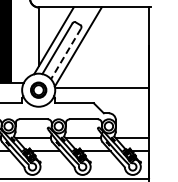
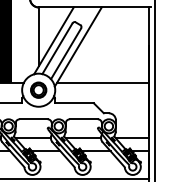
line: dashed -> solid (65, 54)
line position: (103, 87) -> (103, 82) (103, 82)
line: none -> present (154, 90)
